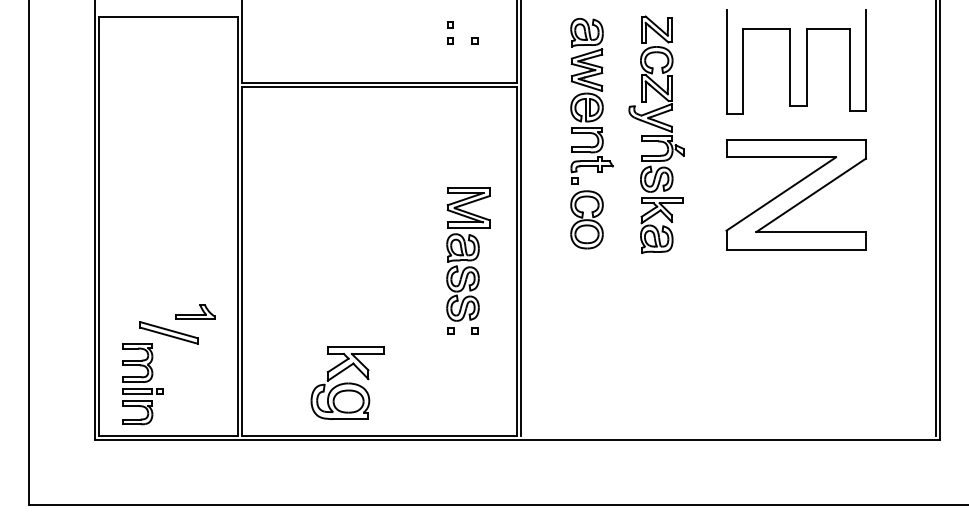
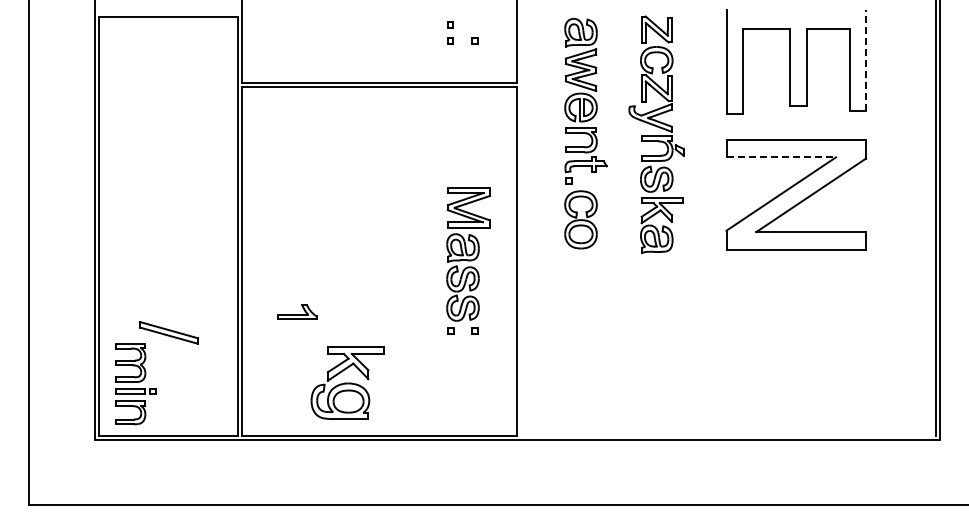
line: solid -> dashed (866, 60)
part position: (591, 133) -> (585, 133) (585, 133)
line: solid -> dashed (781, 157)
line: present -> none (521, 218)
part position: (195, 311) -> (297, 311) (297, 311)
part position: (142, 384) -> (135, 384) (135, 384)
